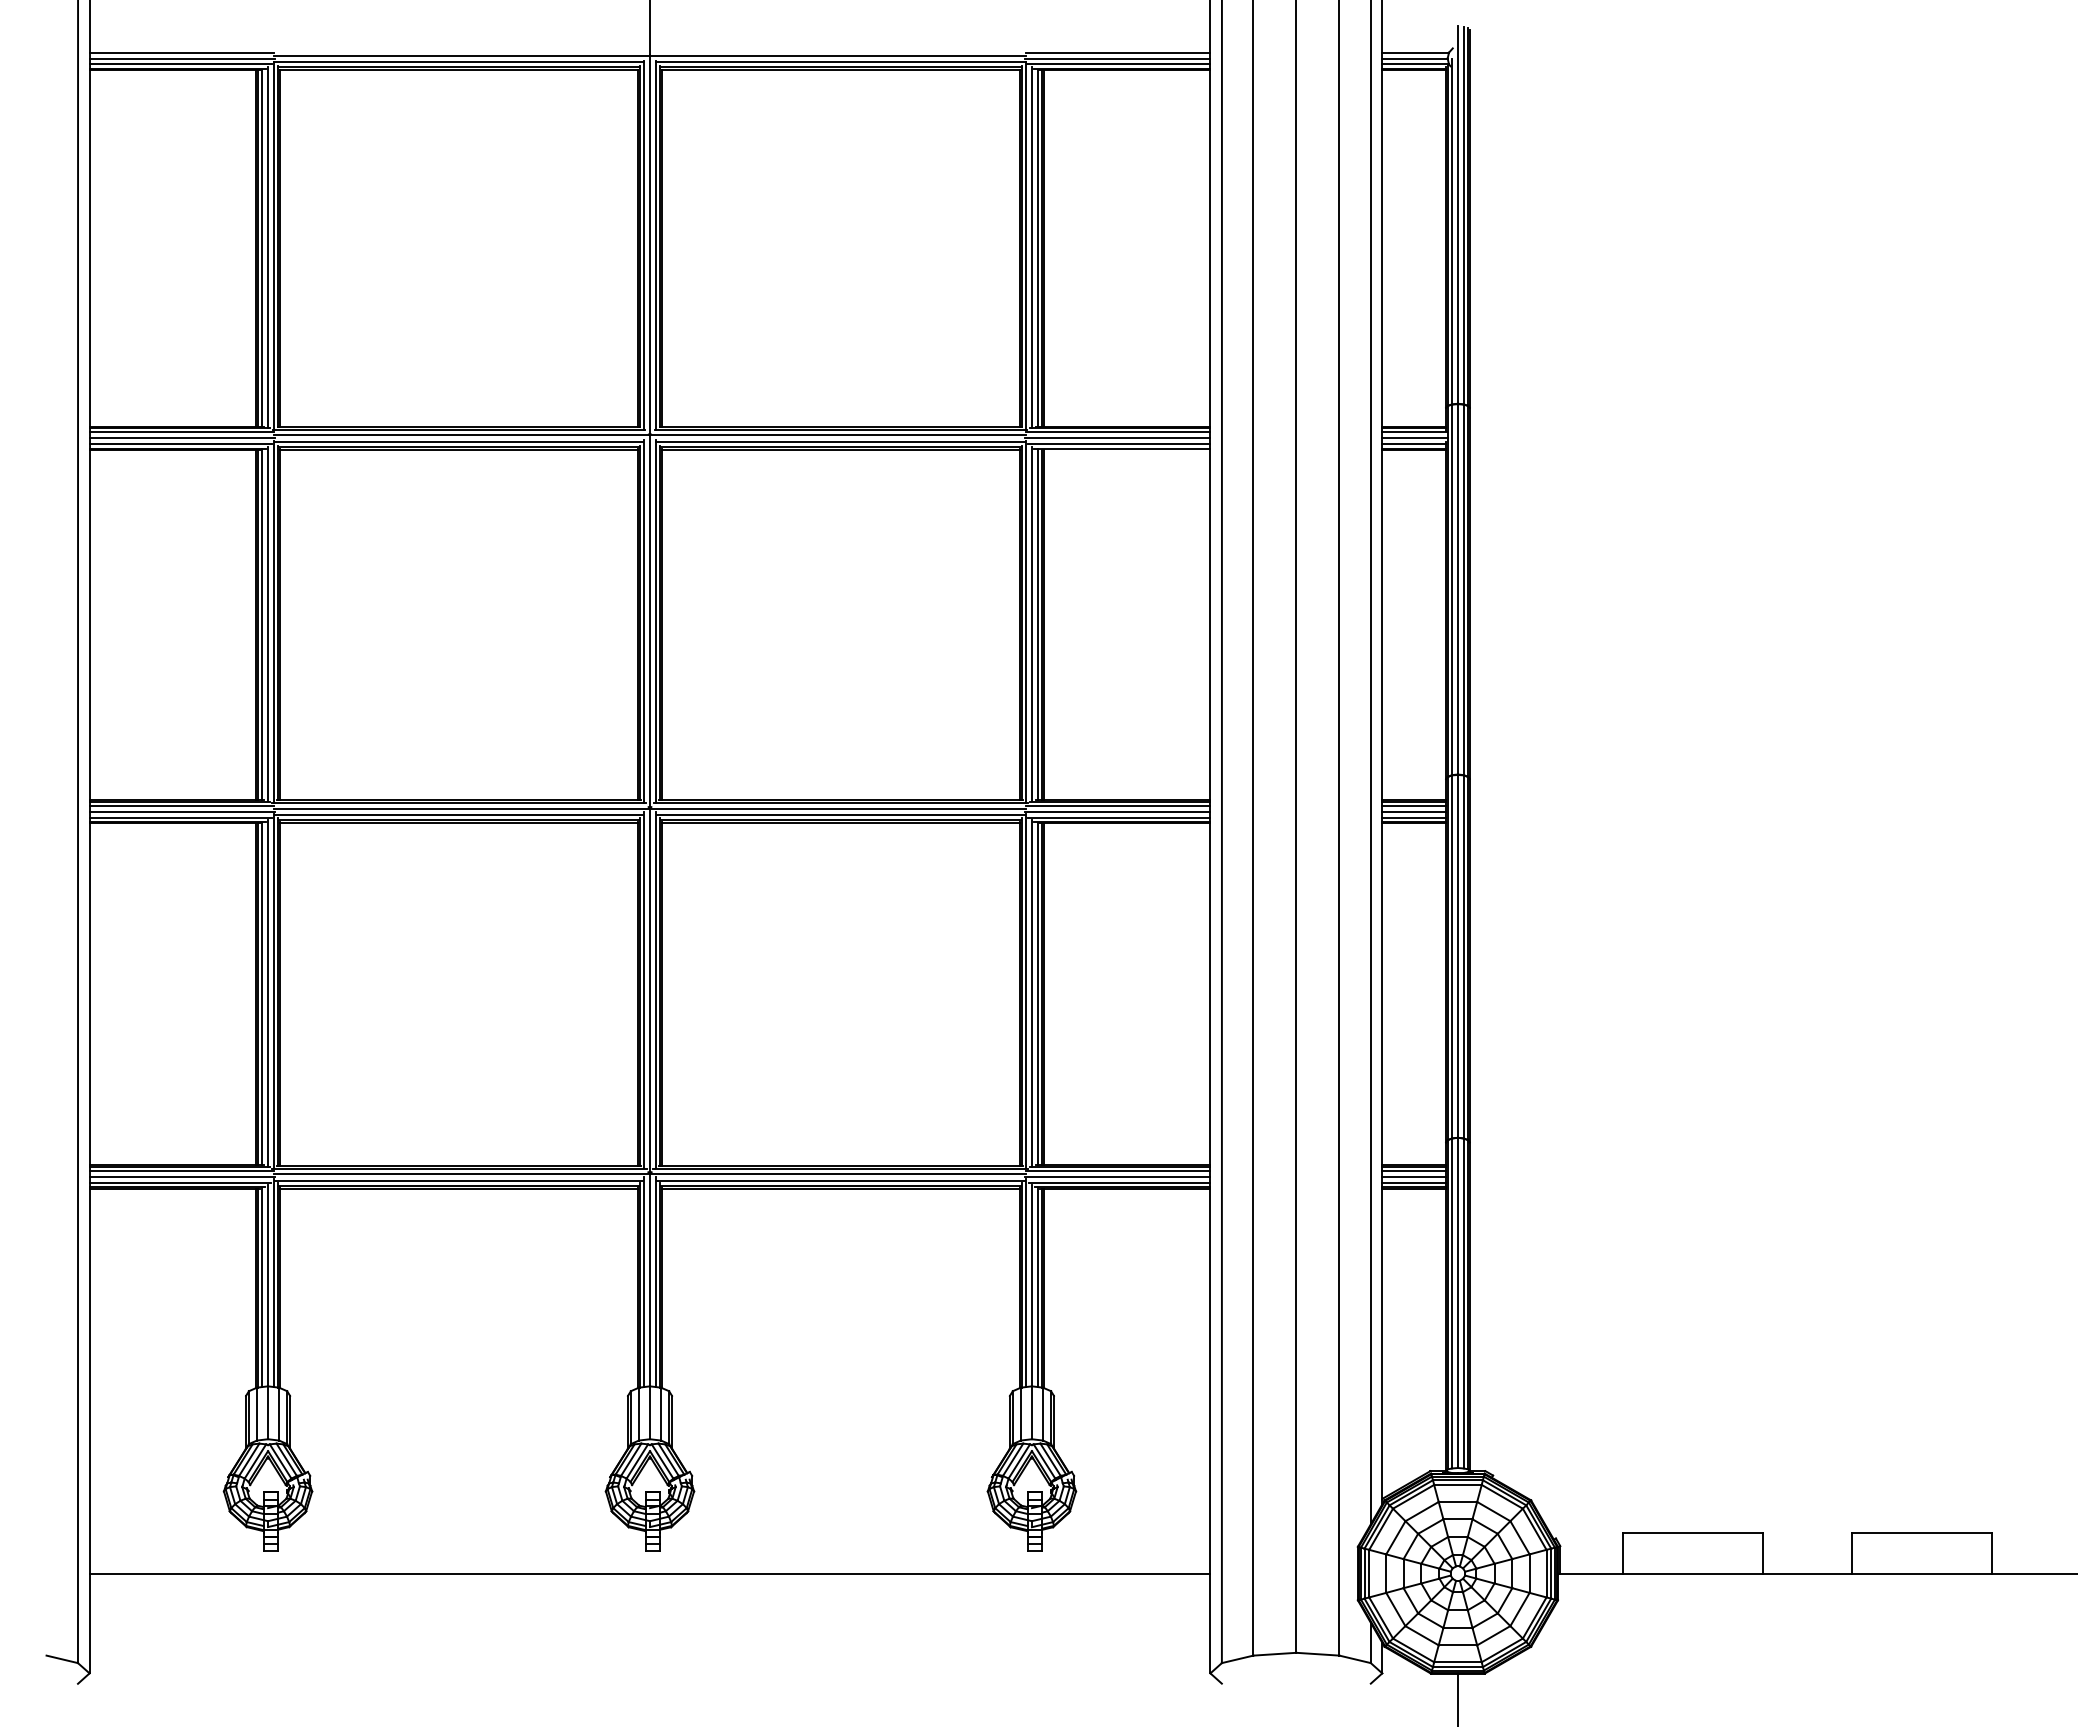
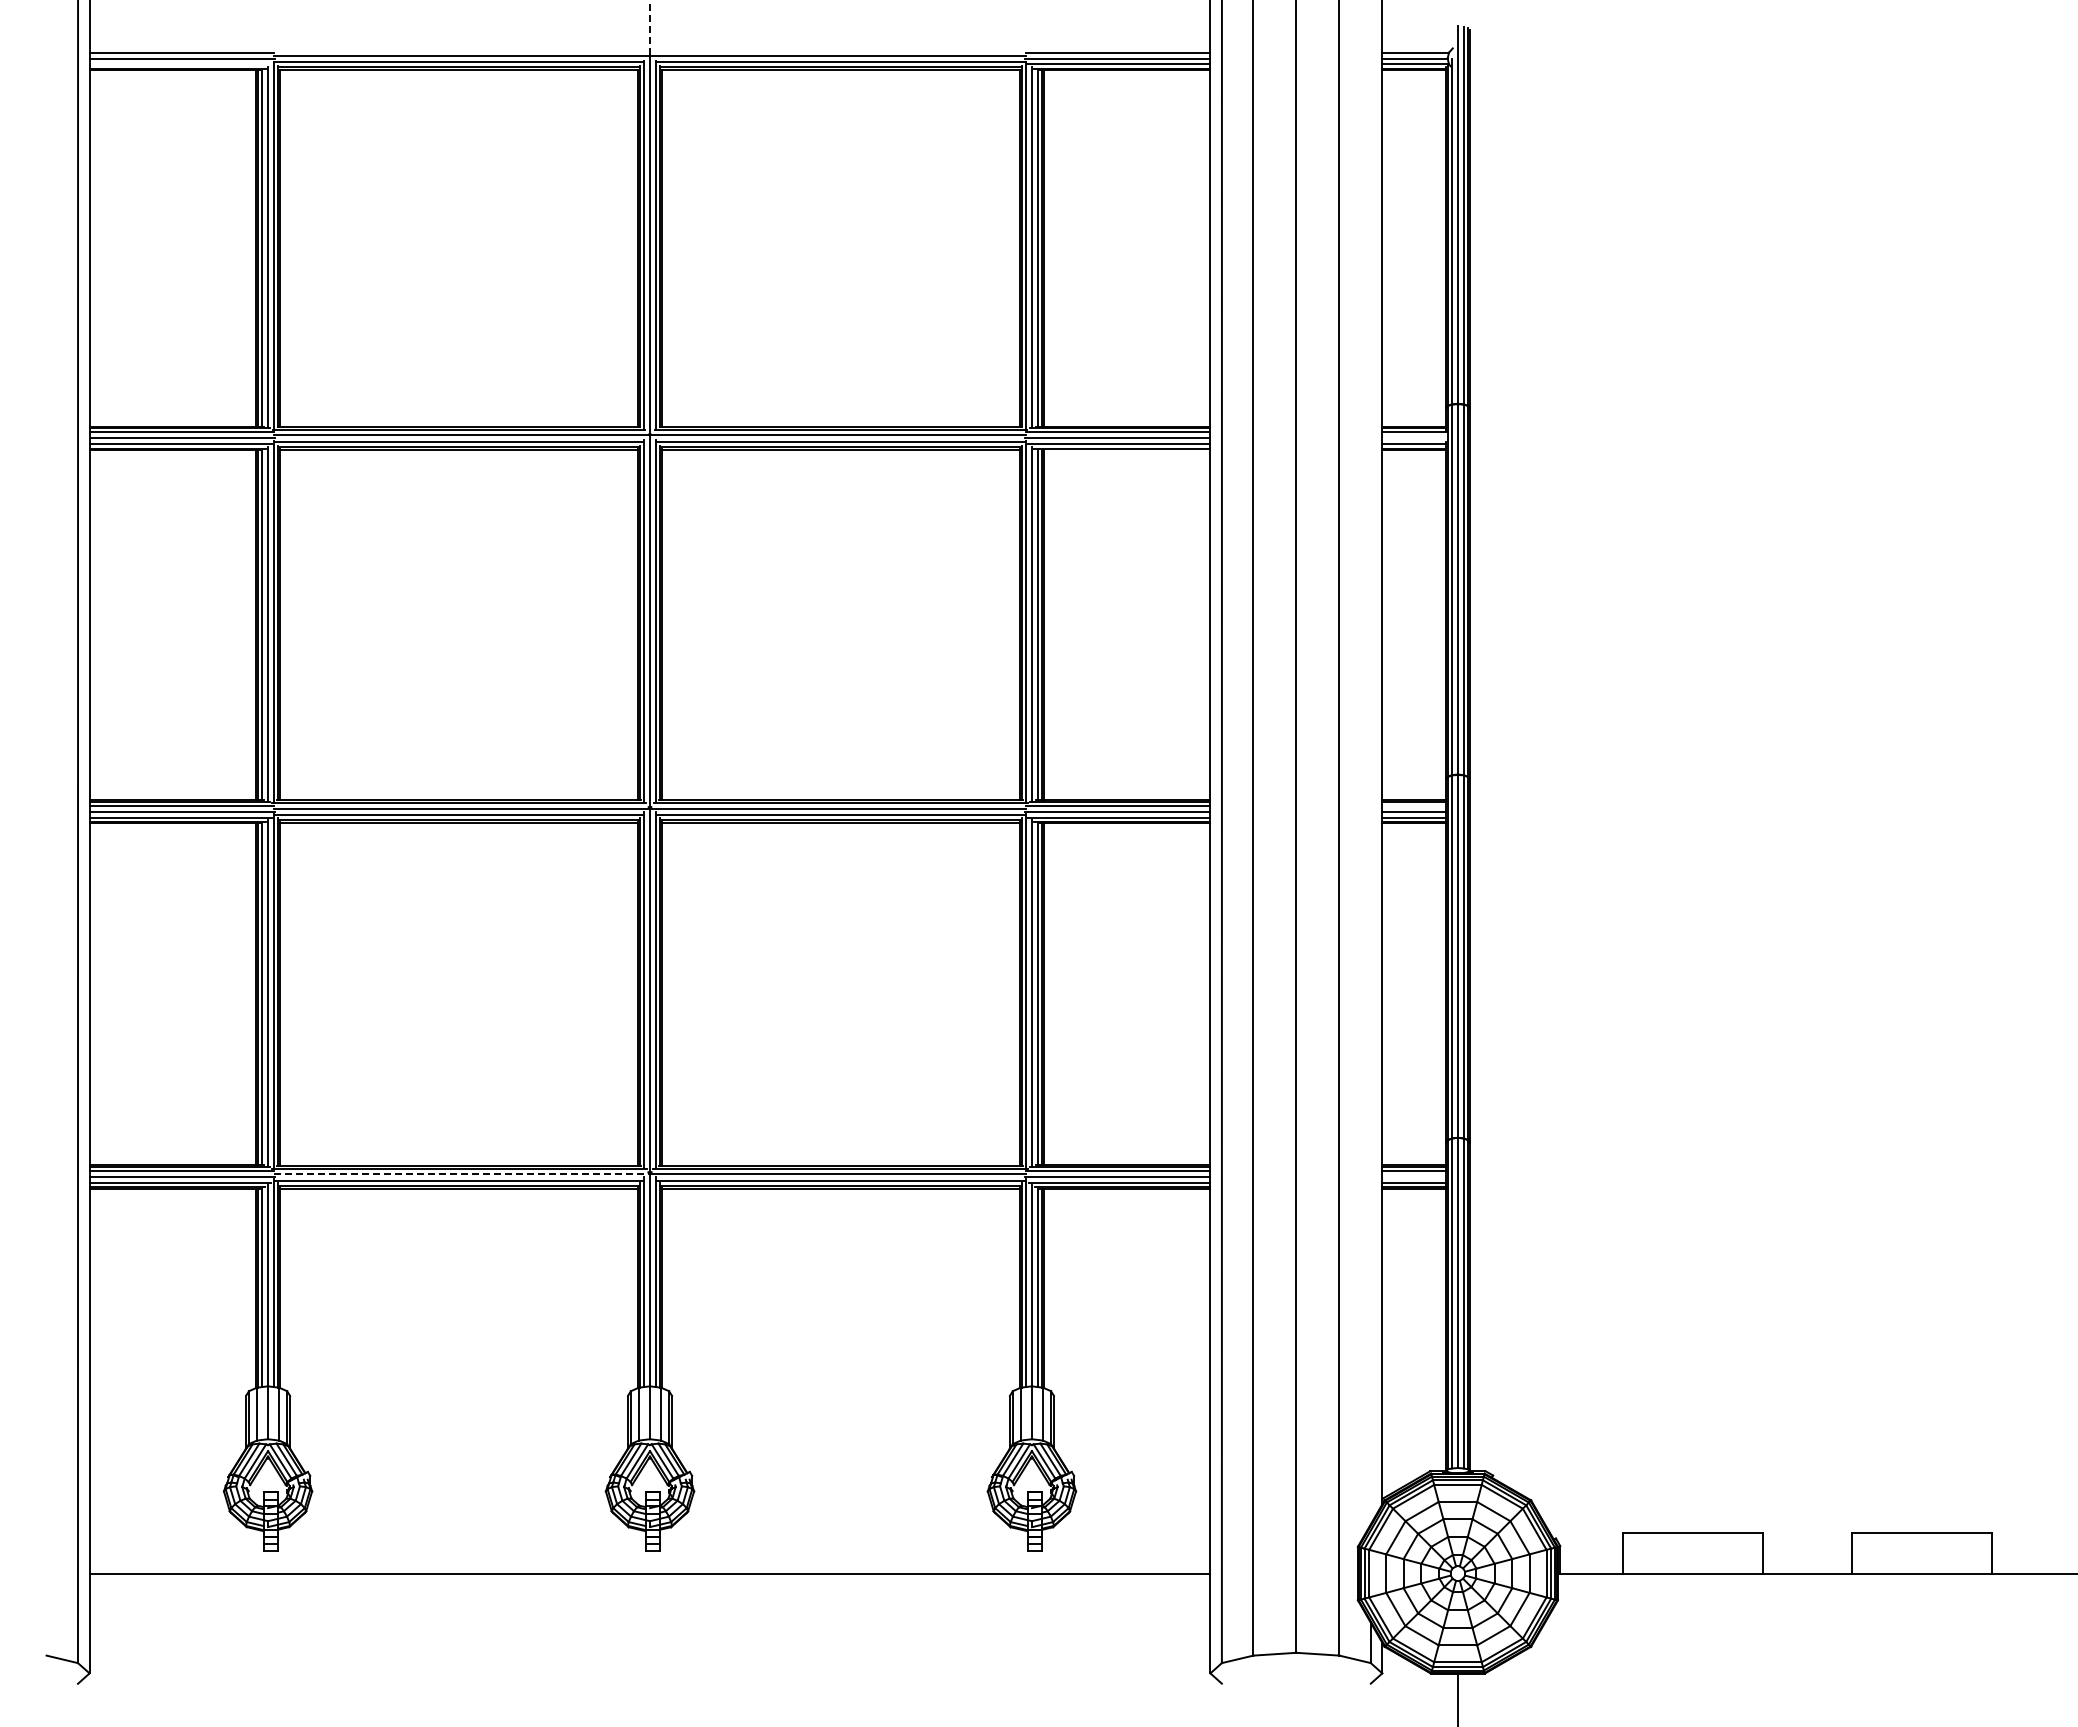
line: solid -> dashed (650, 27)
line: present -> none (180, 64)
line: present -> none (1414, 438)
line: present -> none (1370, 763)
line: present -> none (1414, 805)
line: solid -> dashed (462, 1174)
line: present -> none (1414, 1177)
